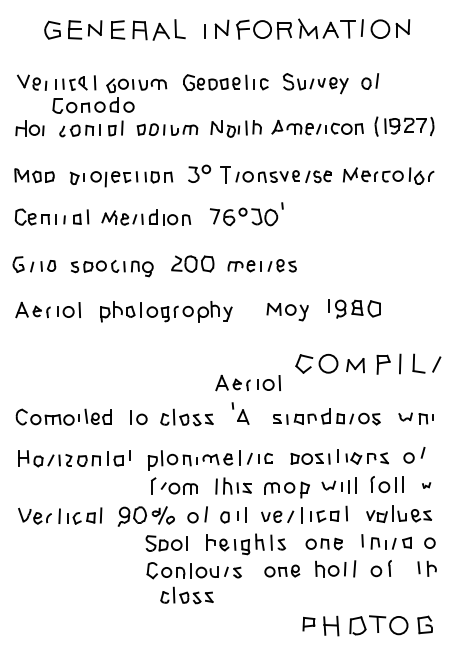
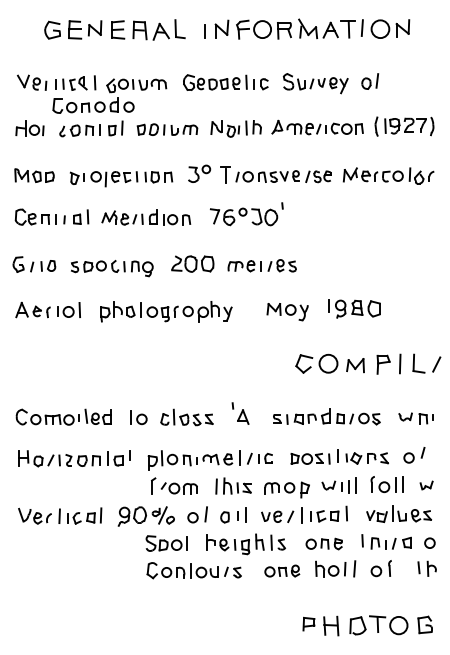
part: present -> none (247, 382)
part size: 10x7 px -> 15x11 px (426, 485)
part: present -> none (186, 595)
